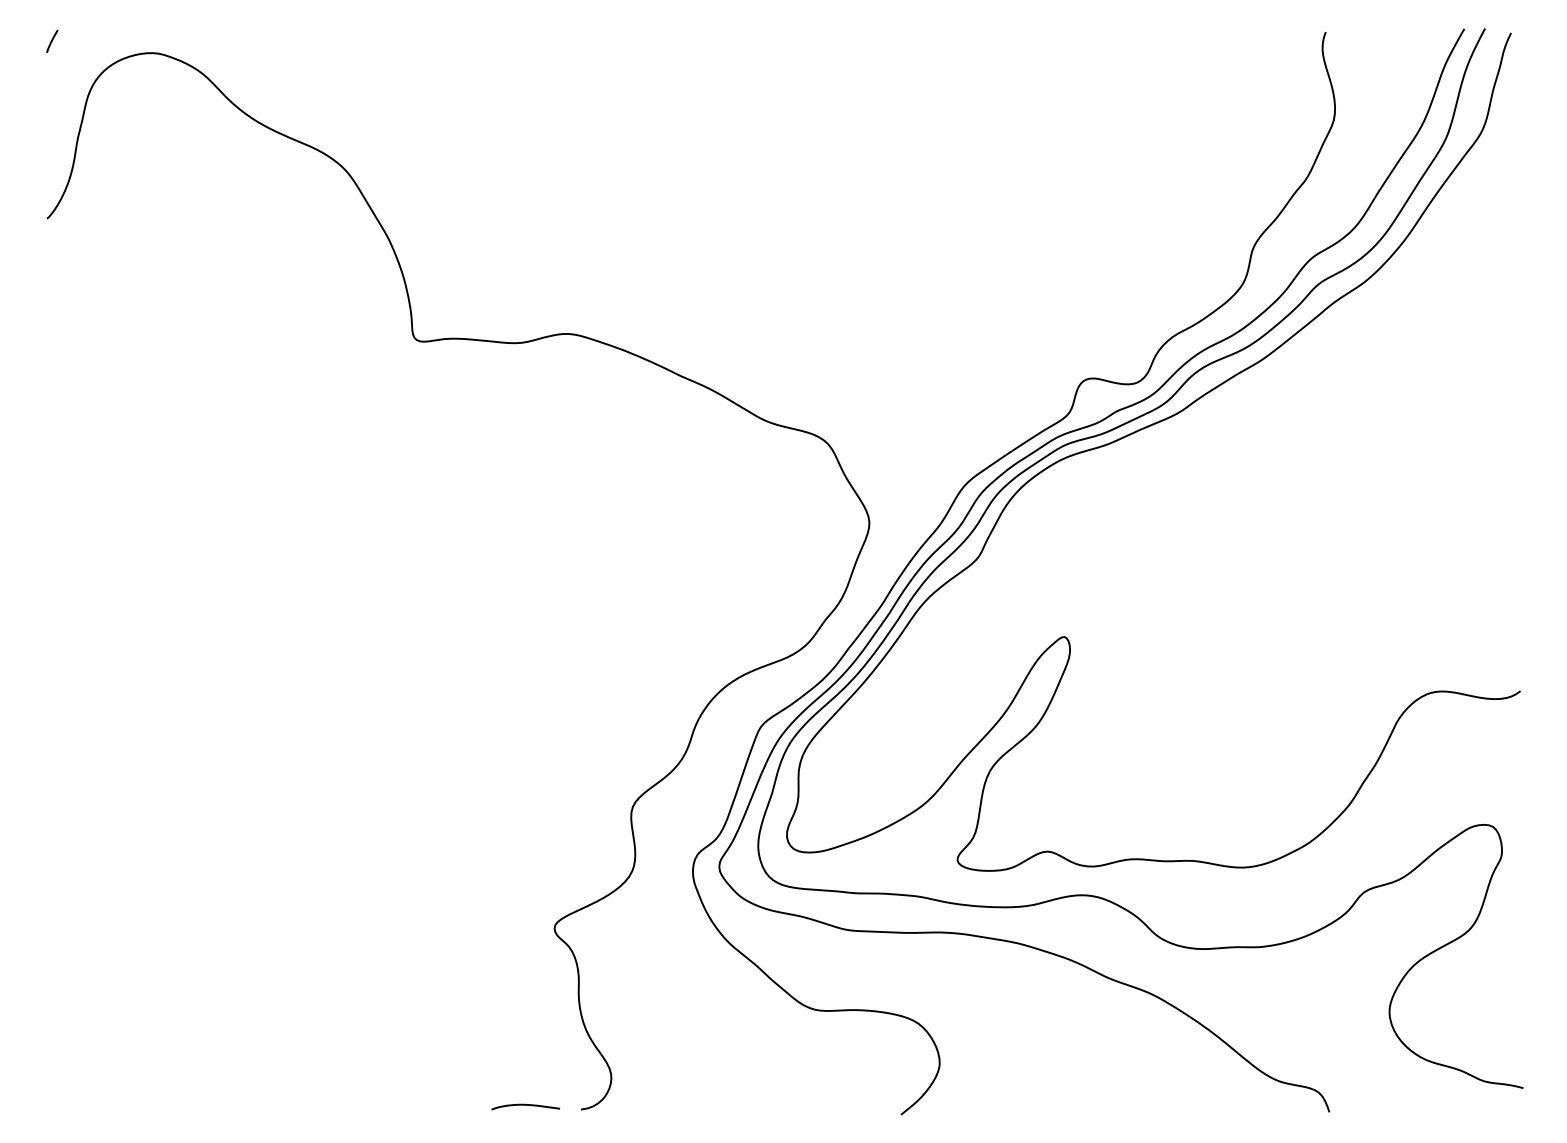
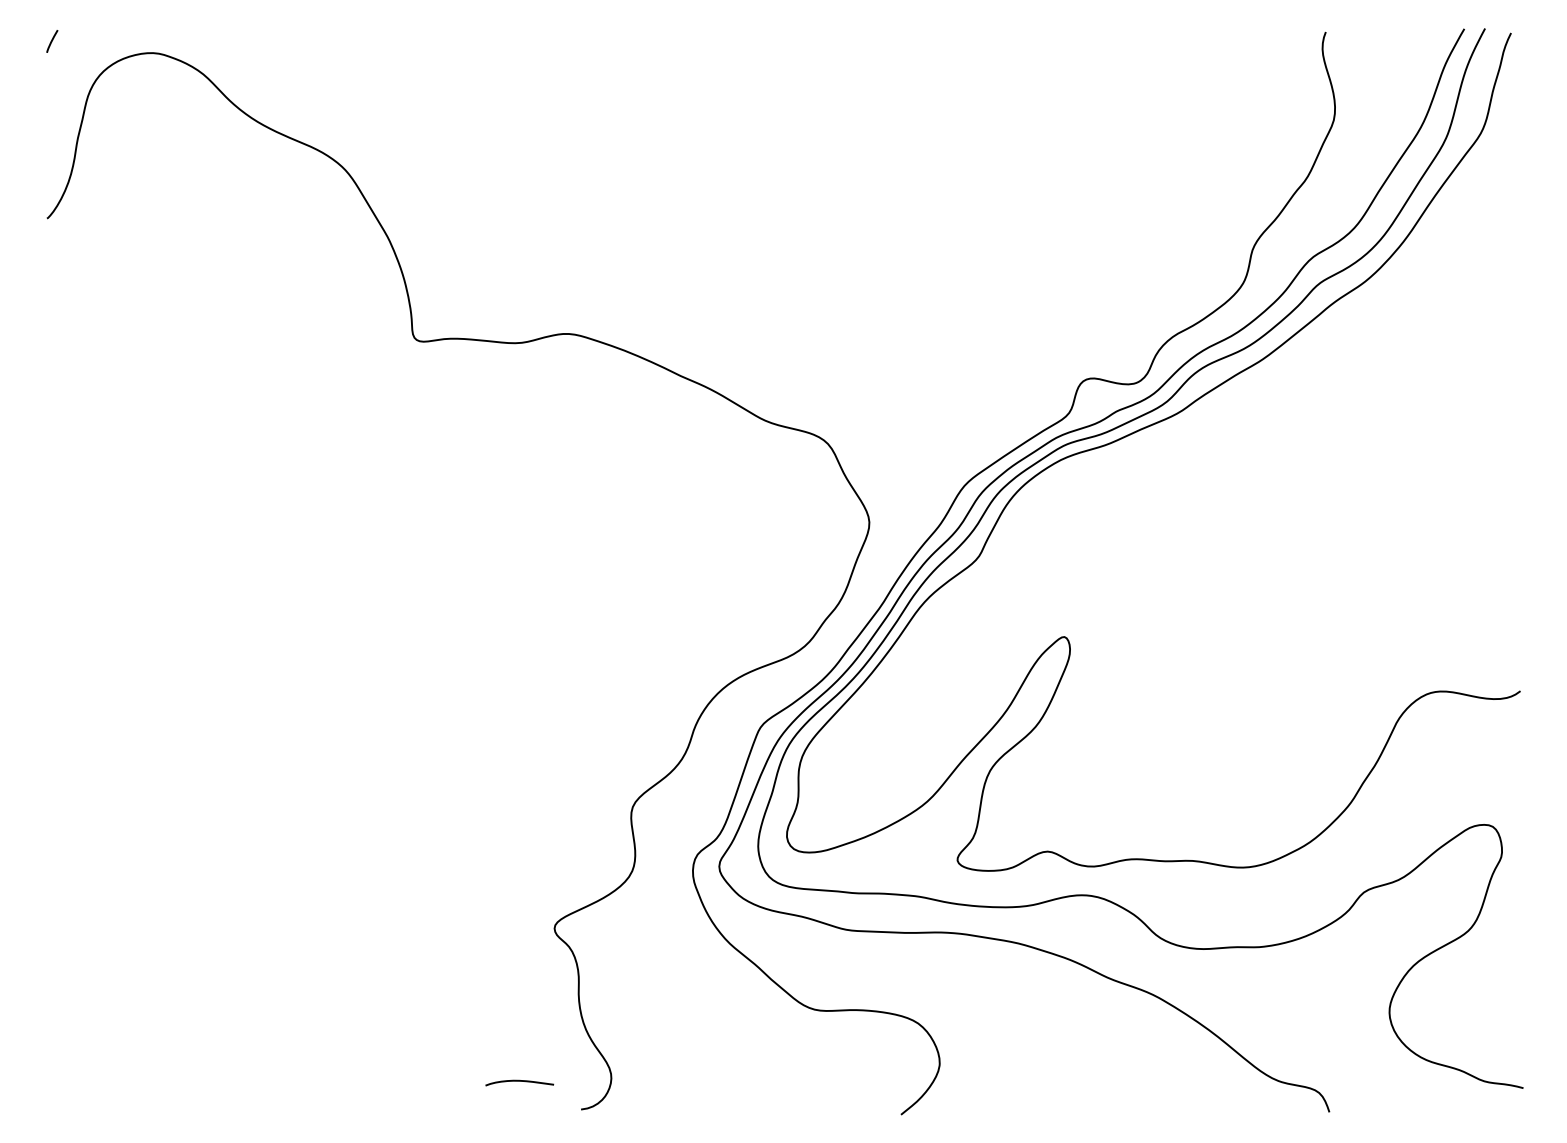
curve position: (525, 1105) -> (519, 1081) (519, 1081)
